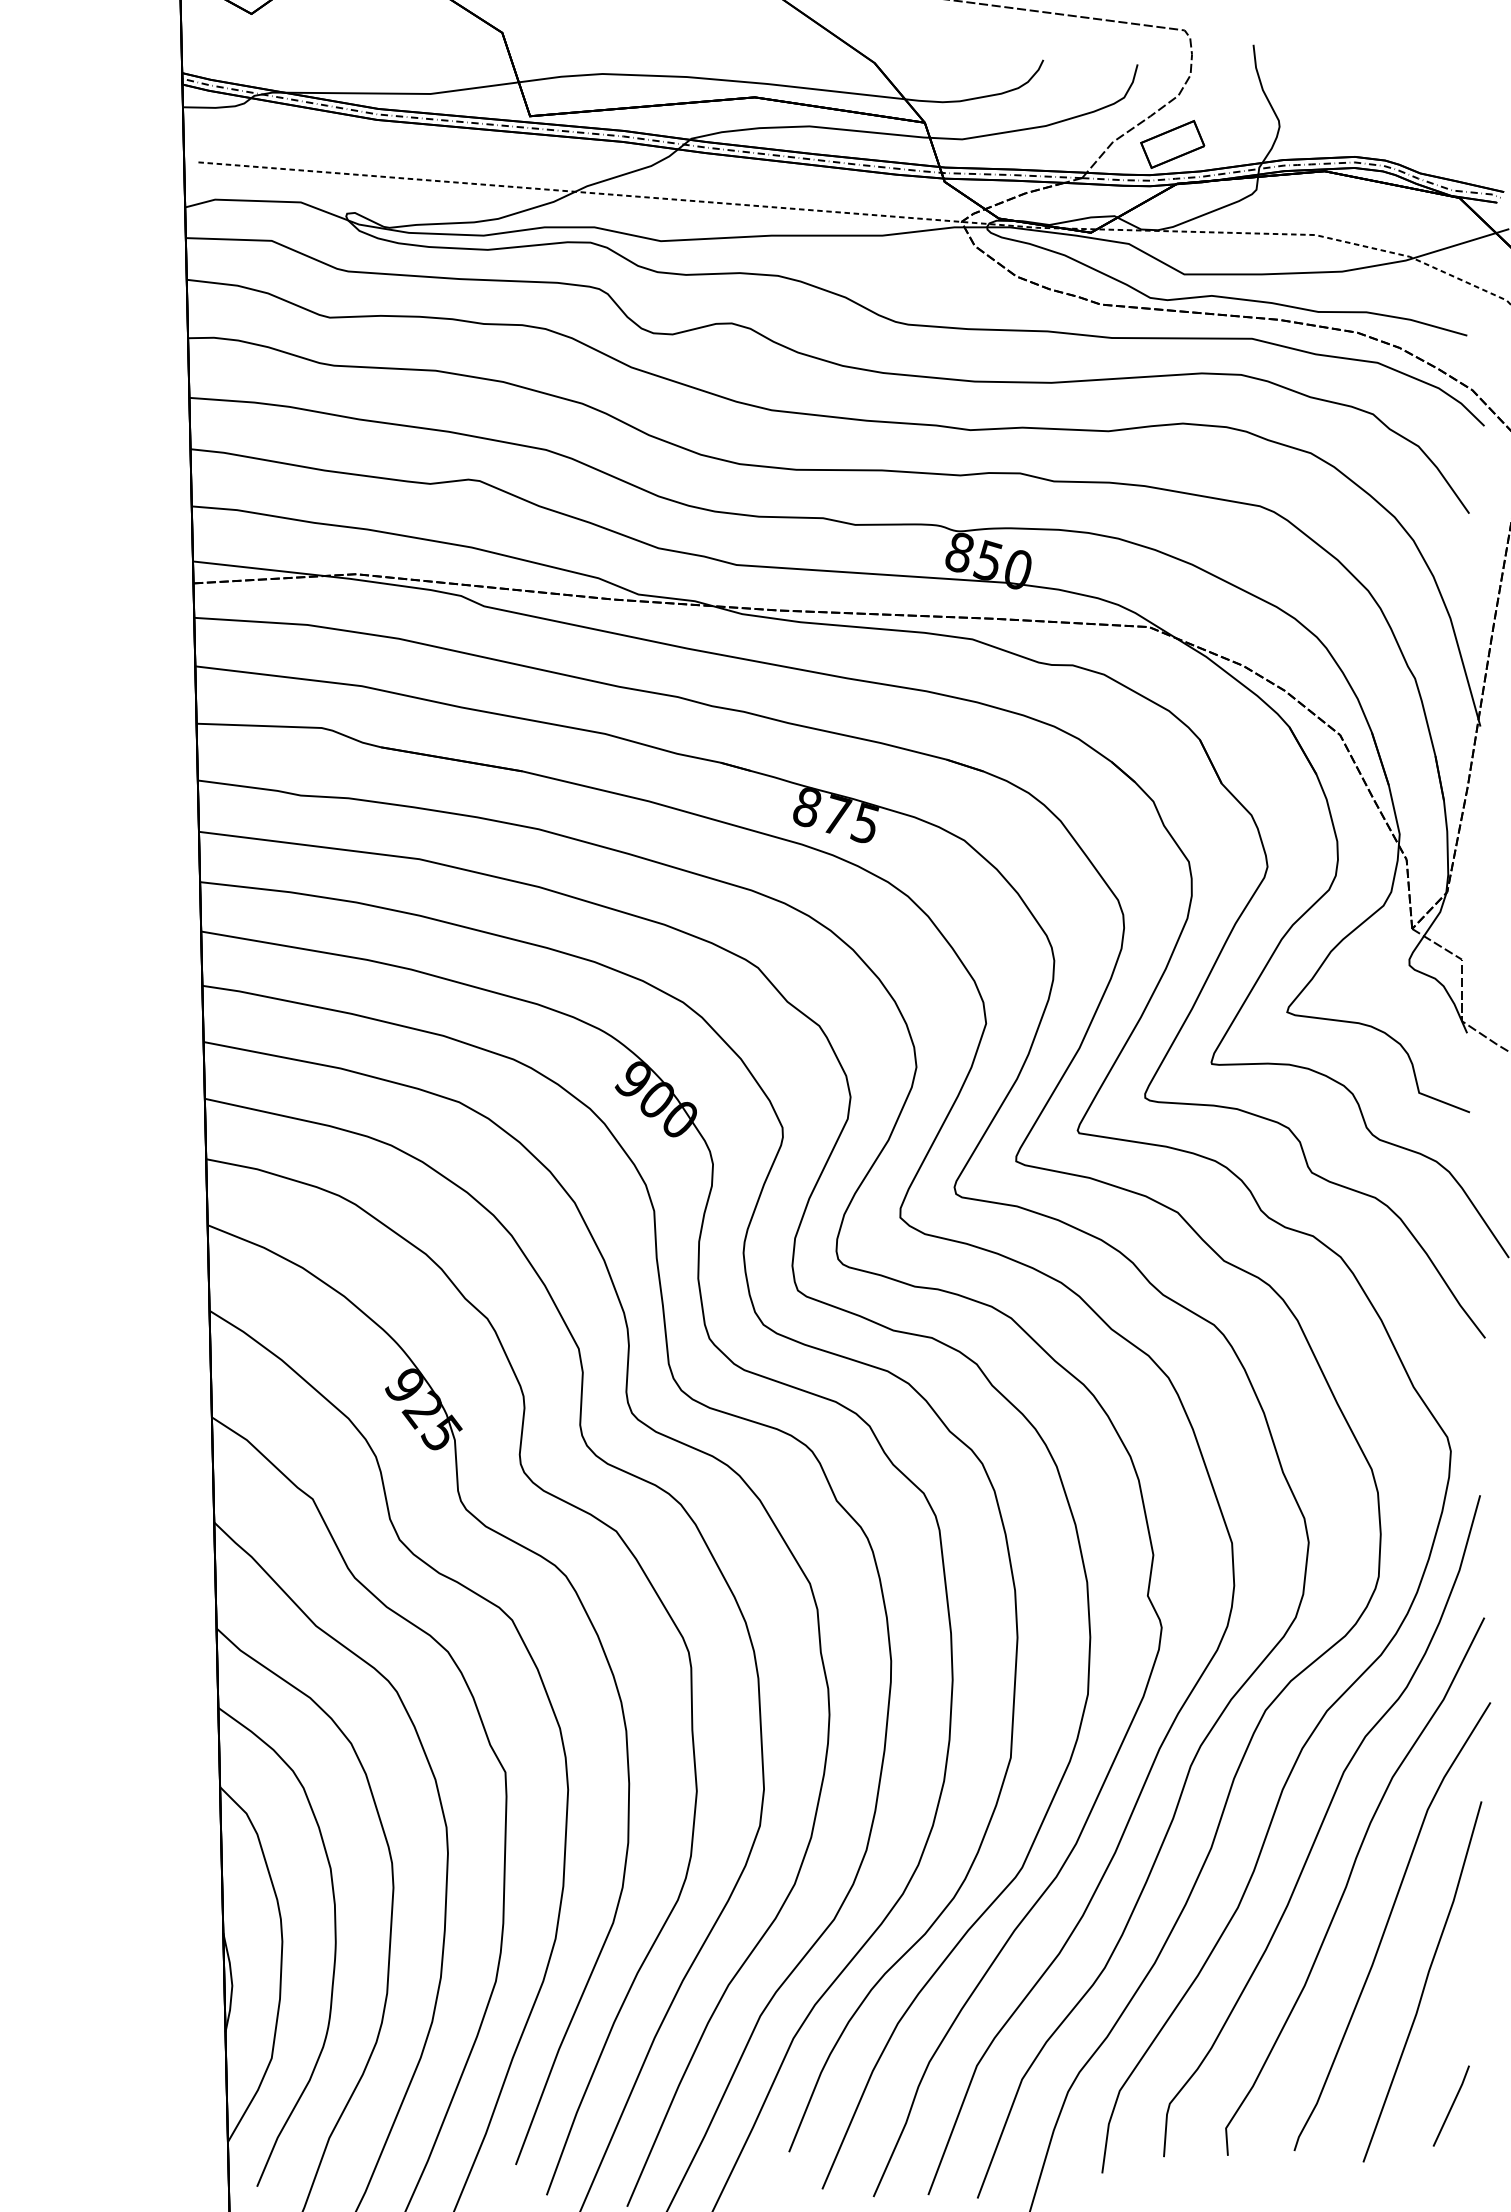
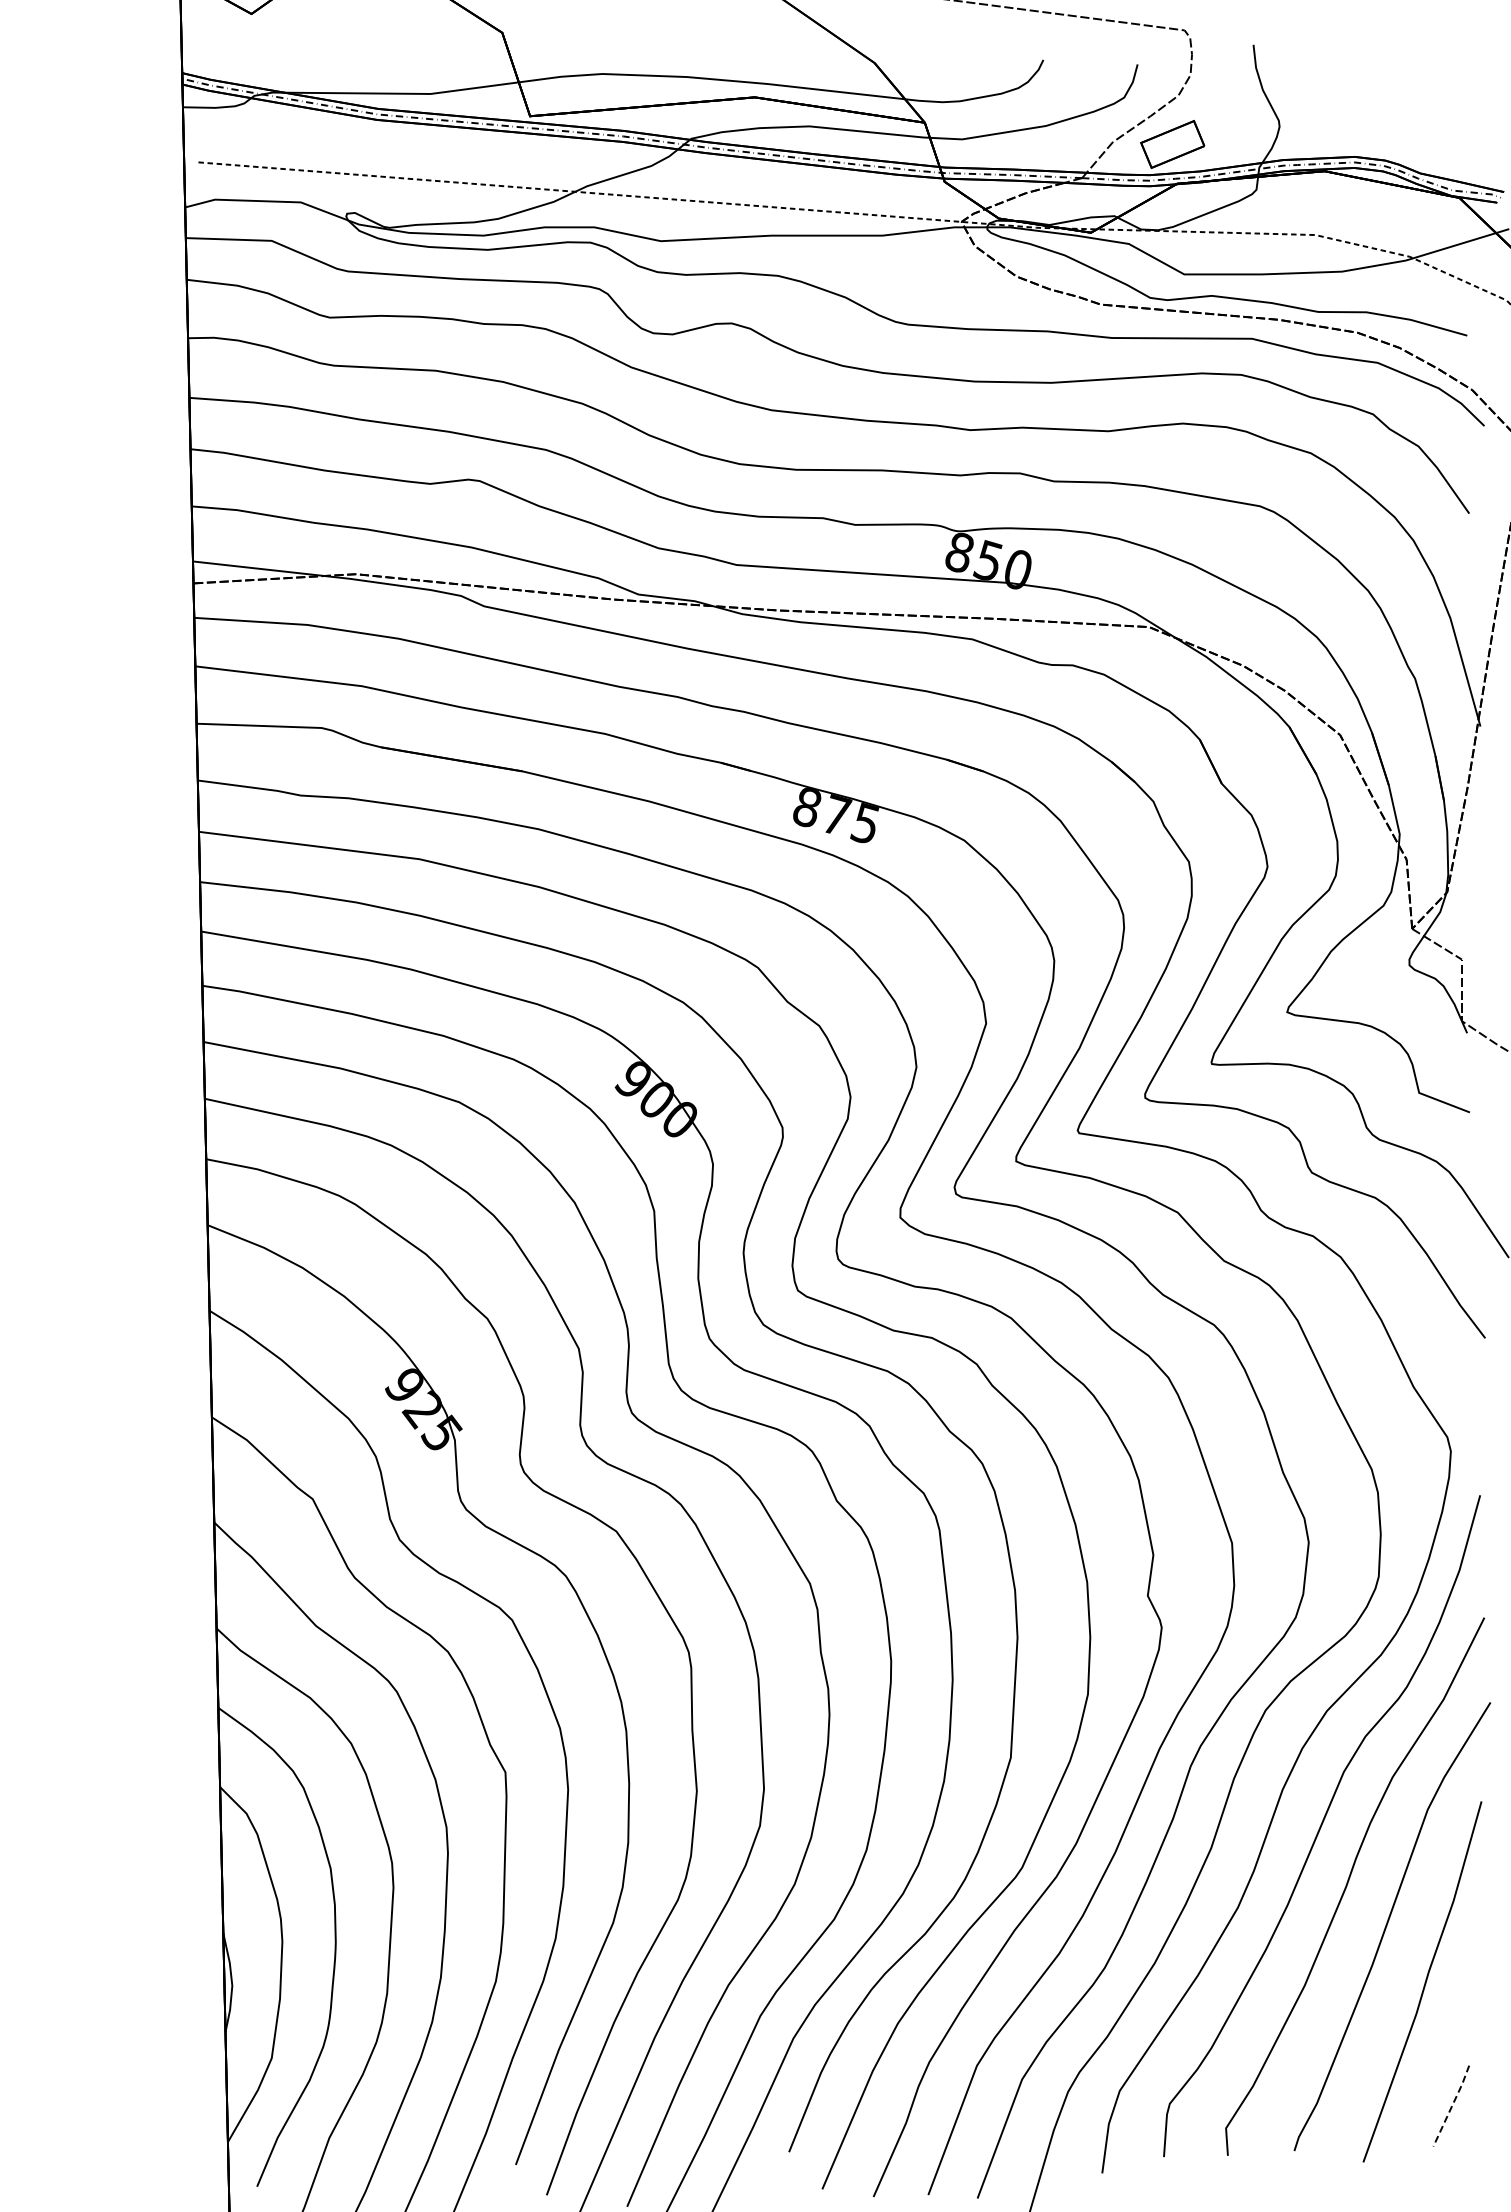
line: solid -> dashed (1452, 2105)
